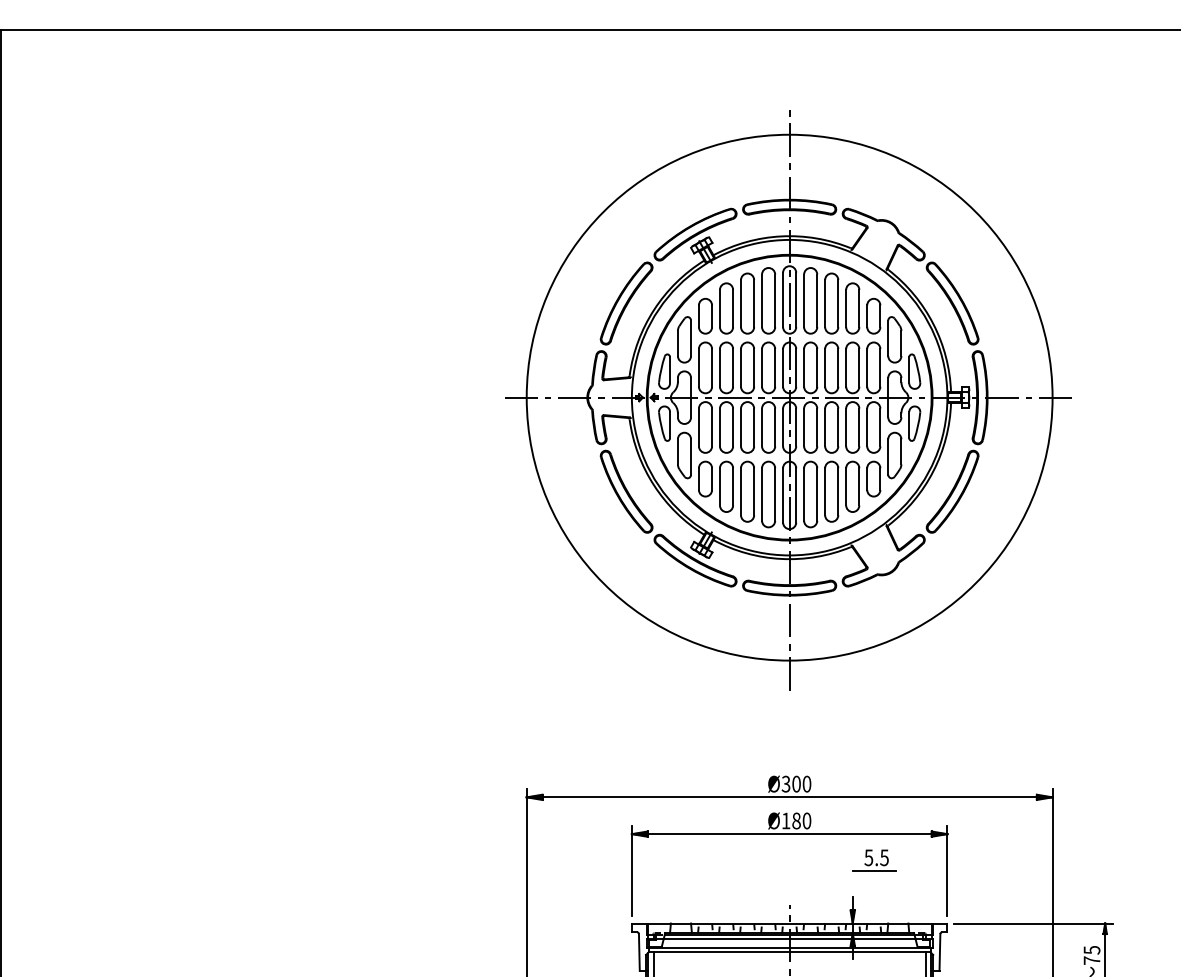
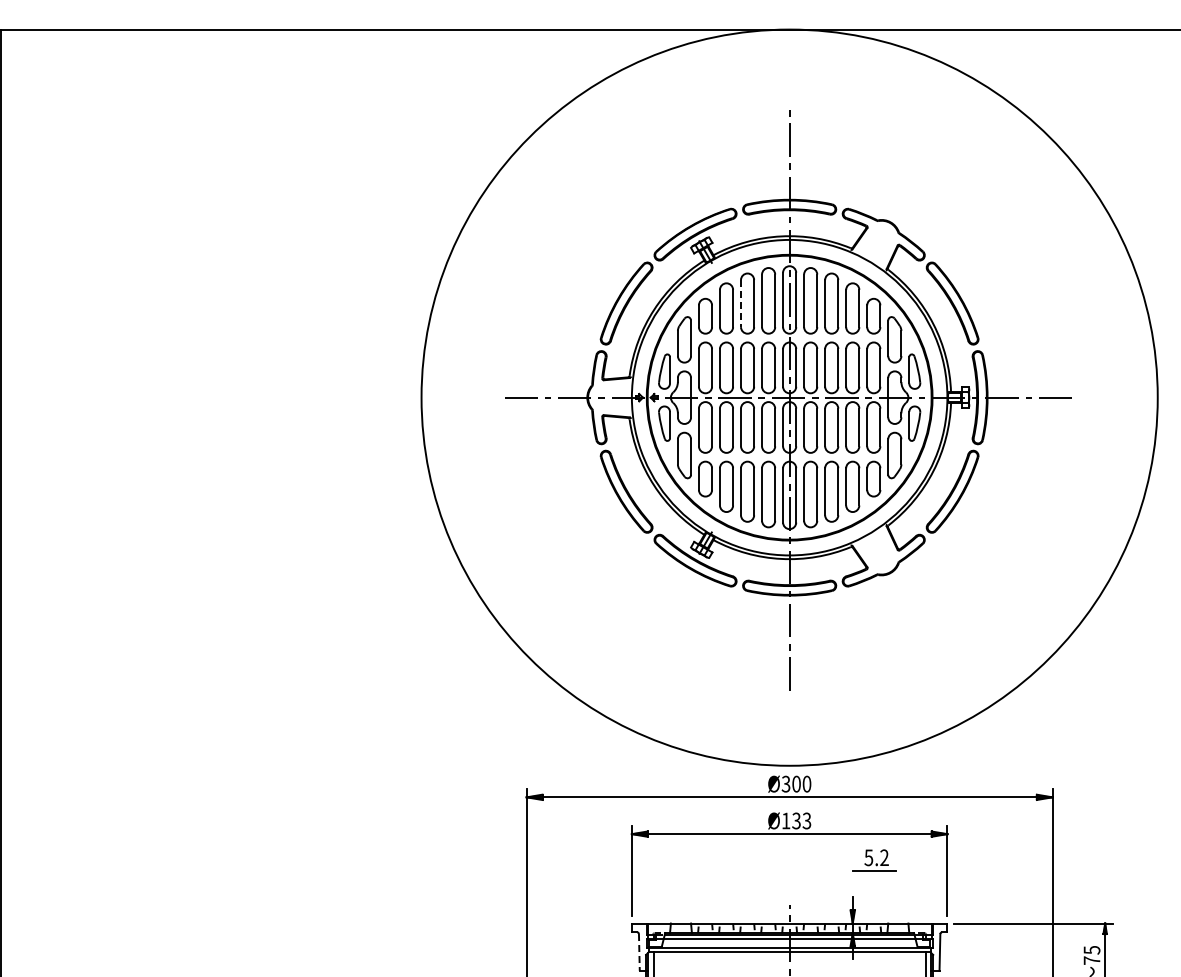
line: solid -> dashed (741, 303)
circle diameter: 526 px -> 736 px (789, 397)
text: Ø180 -> Ø133 (801, 820)
text: 5.5 -> 5.2 (884, 857)
line: solid -> dashed (639, 952)
